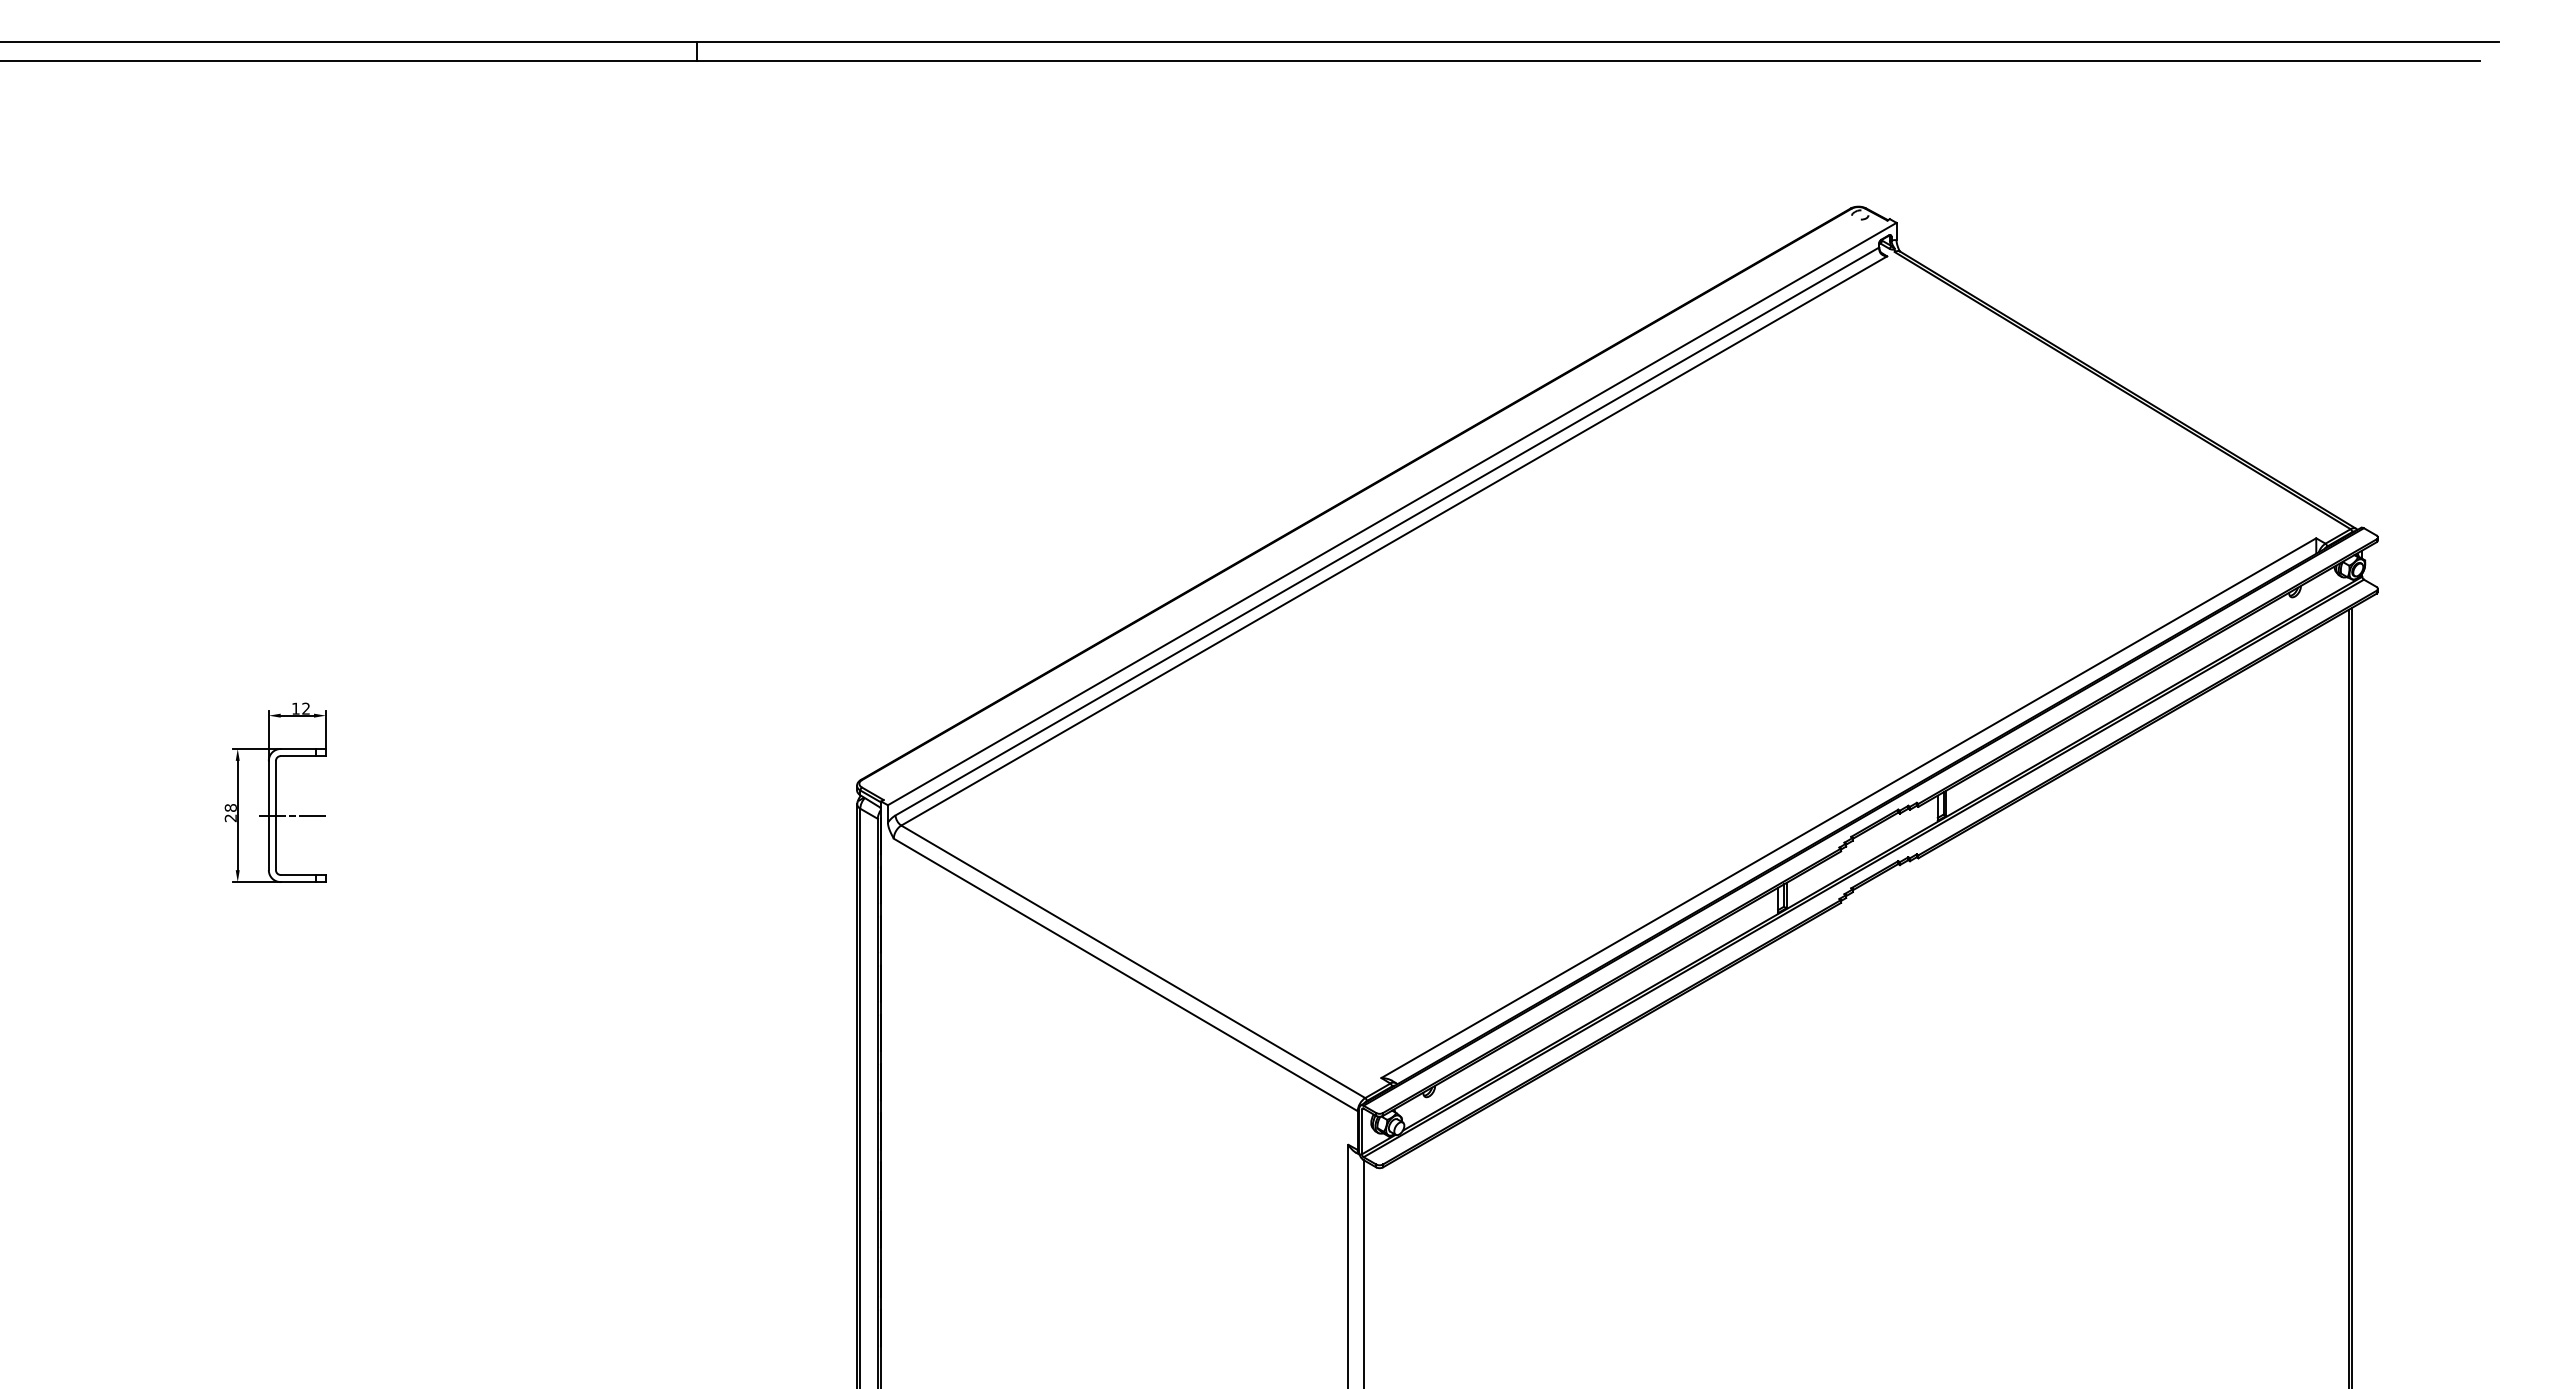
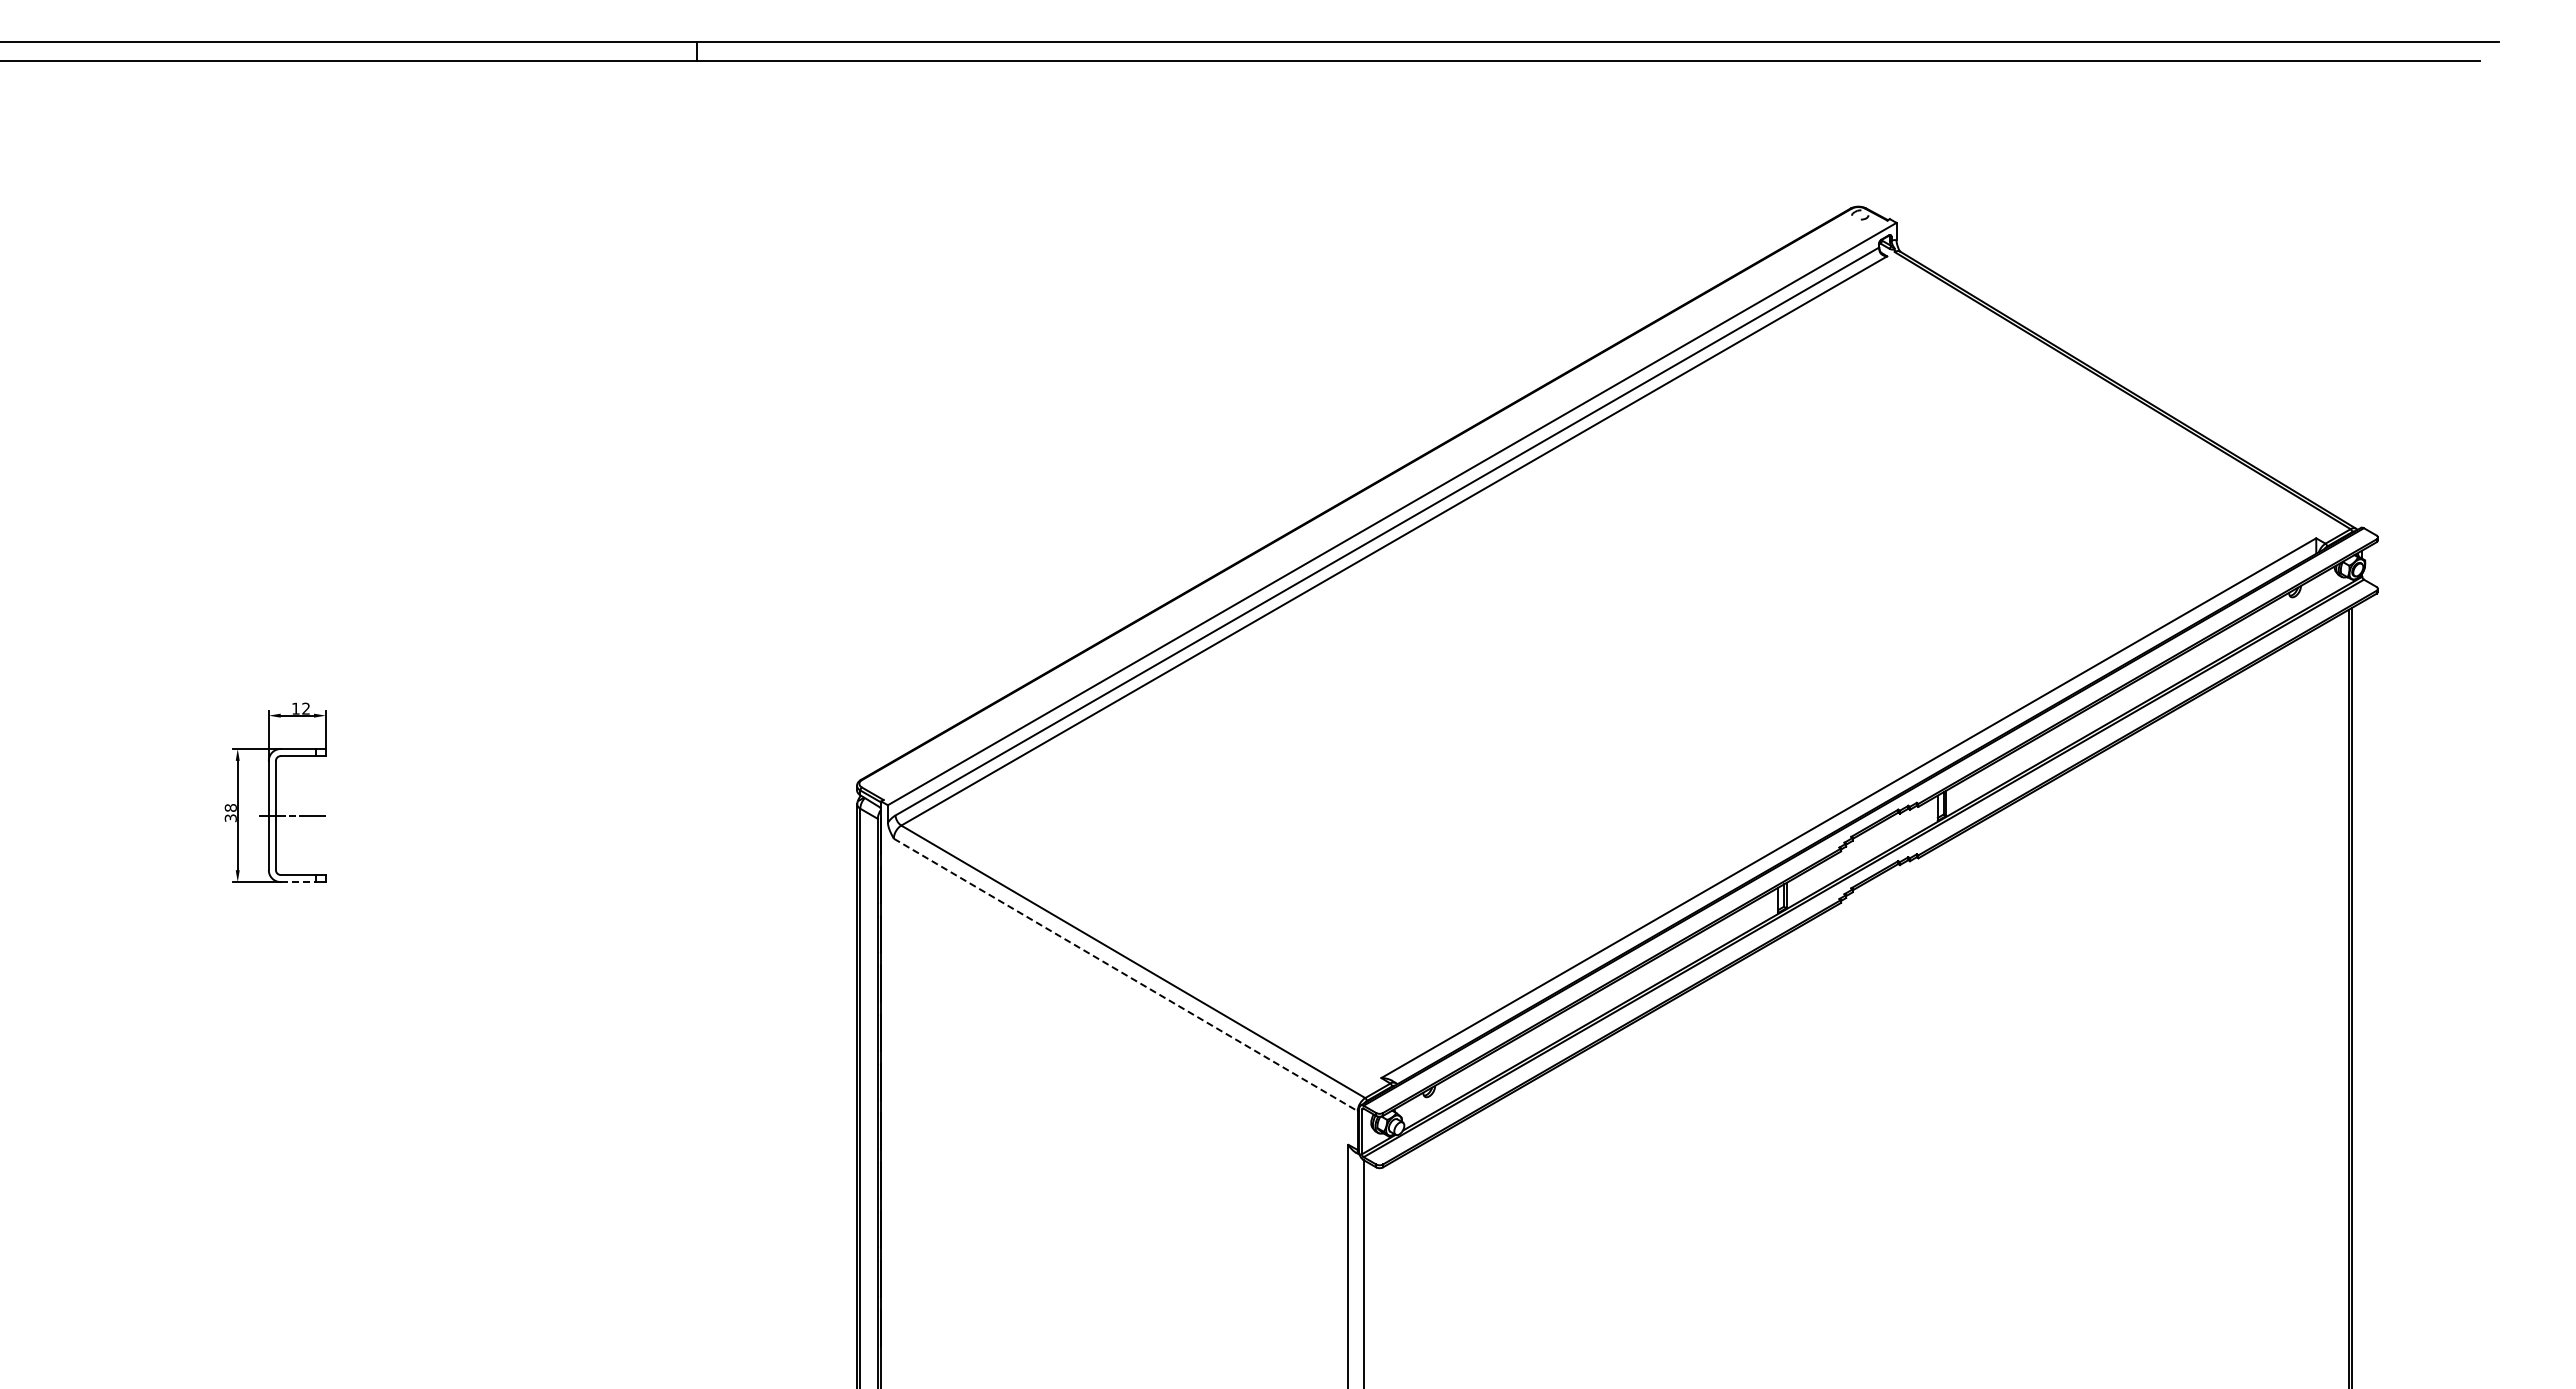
text: 28 -> 38 (230, 818)
line: solid -> dashed (298, 882)
line: solid -> dashed (1125, 974)
